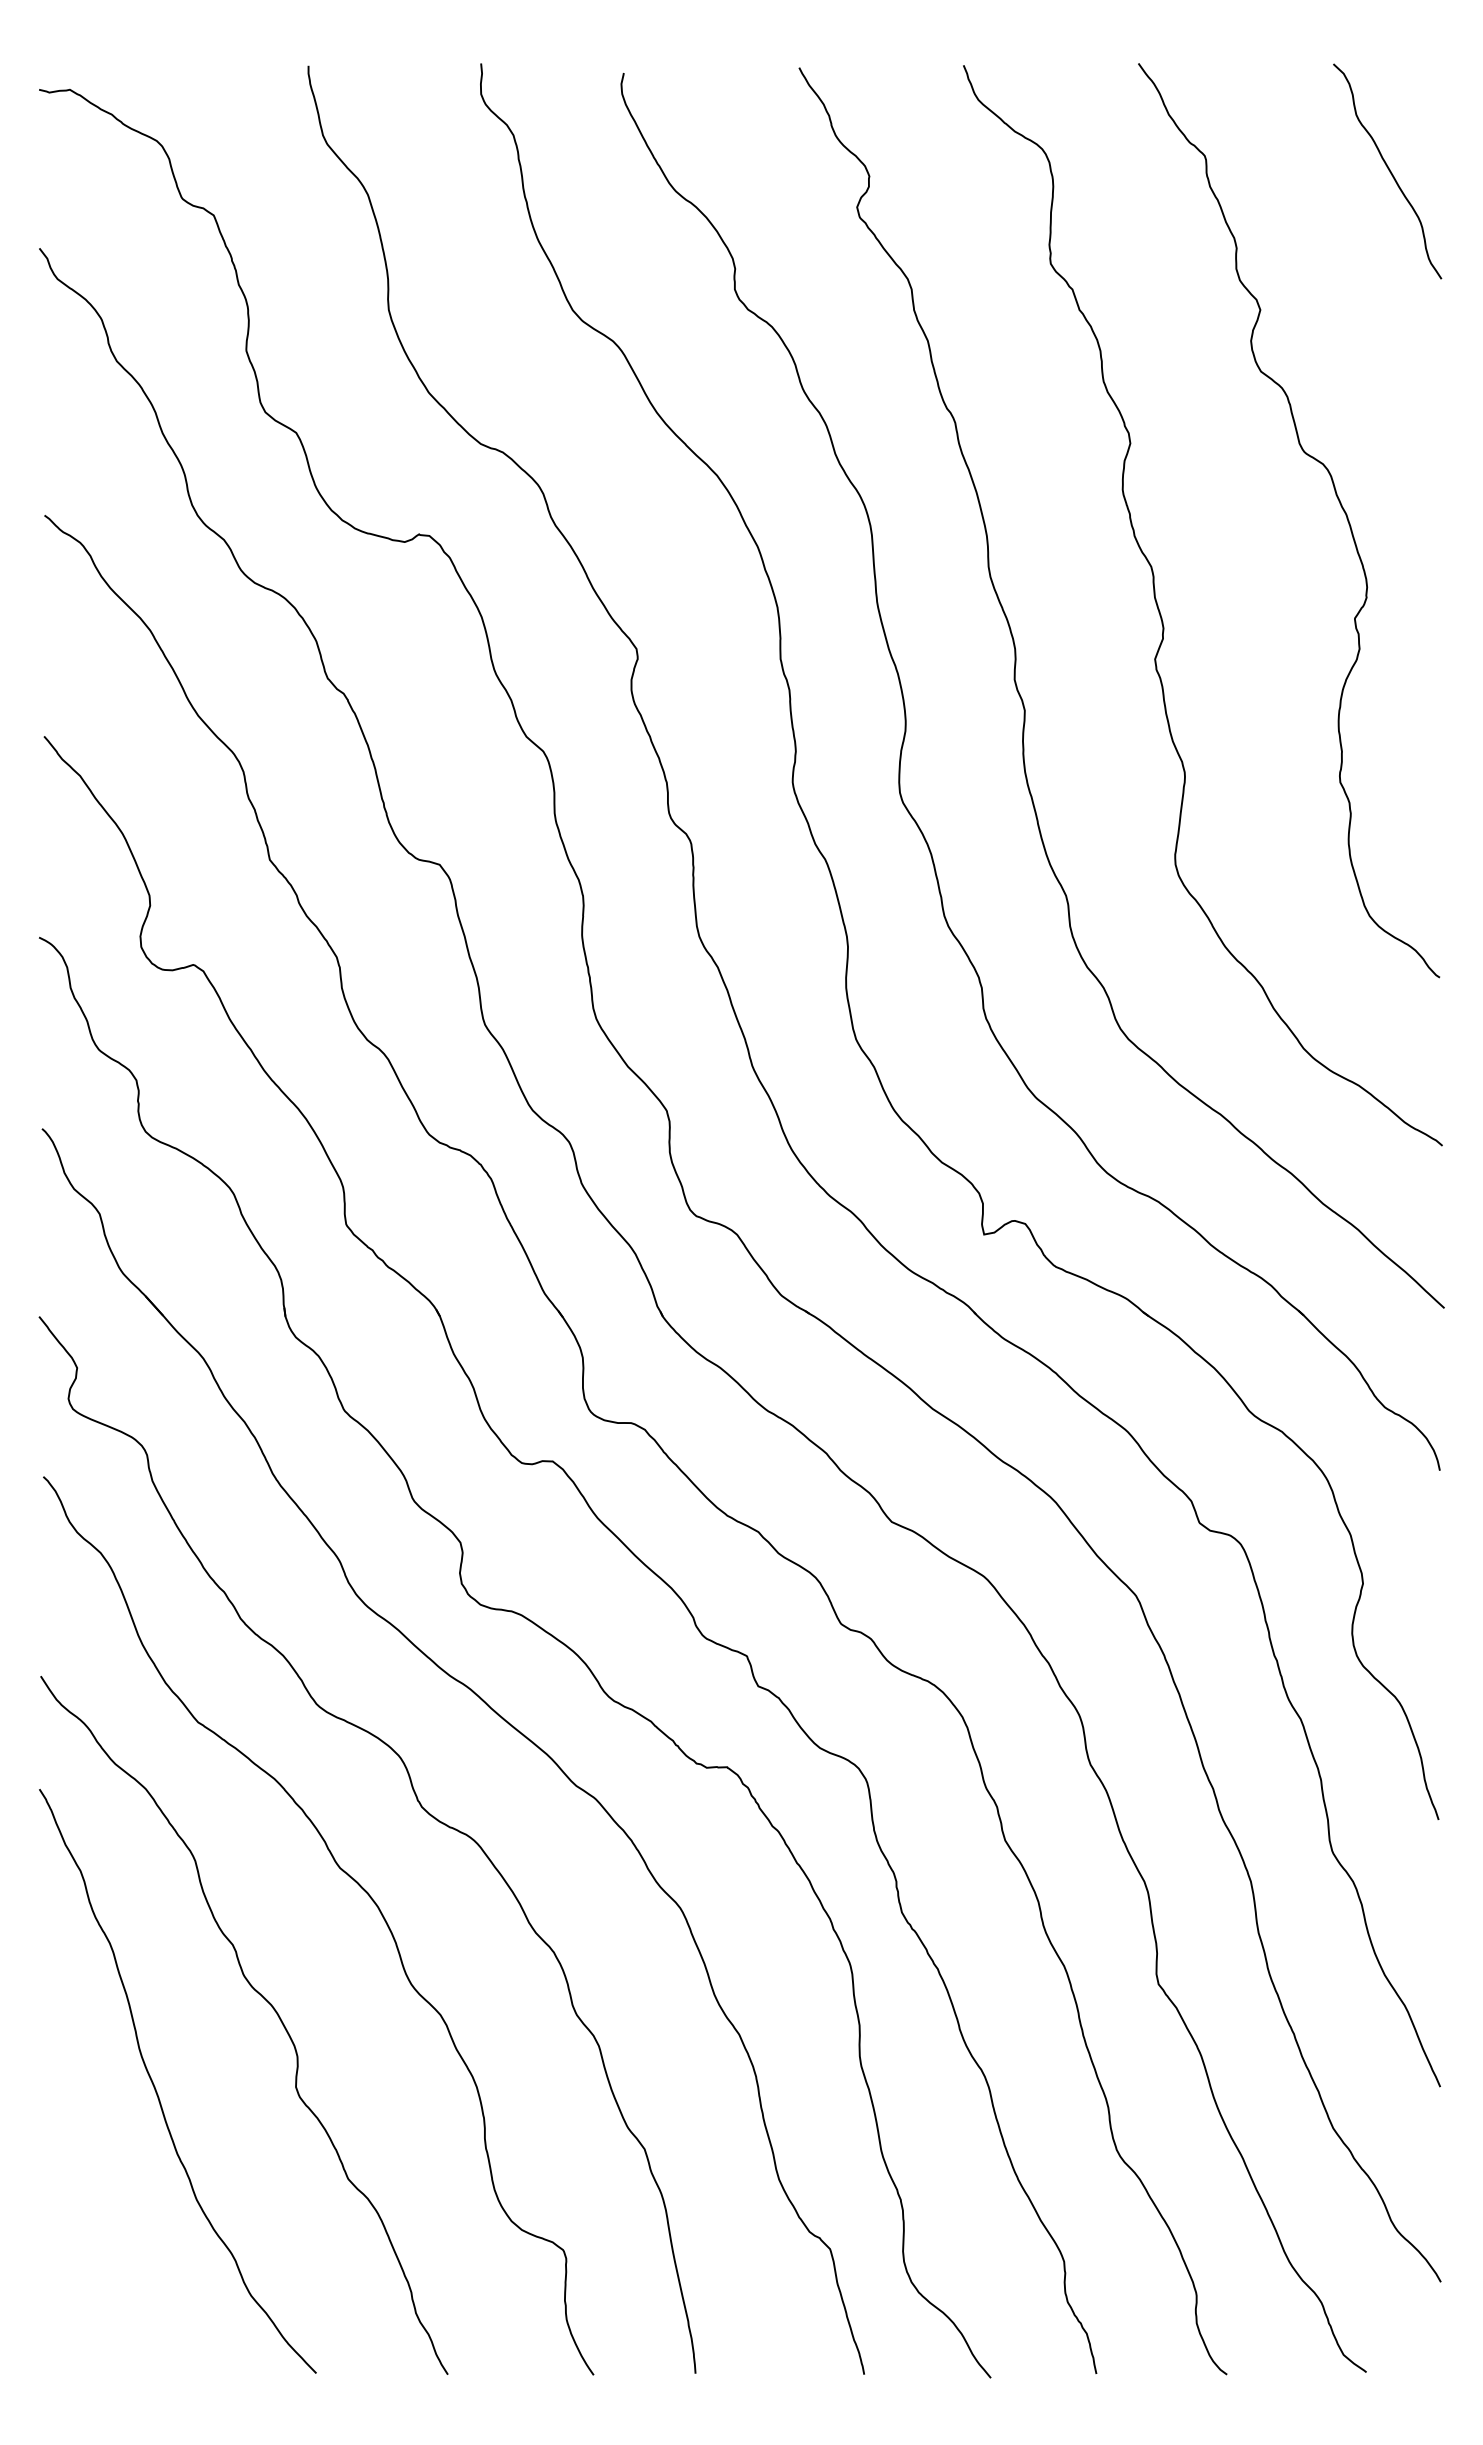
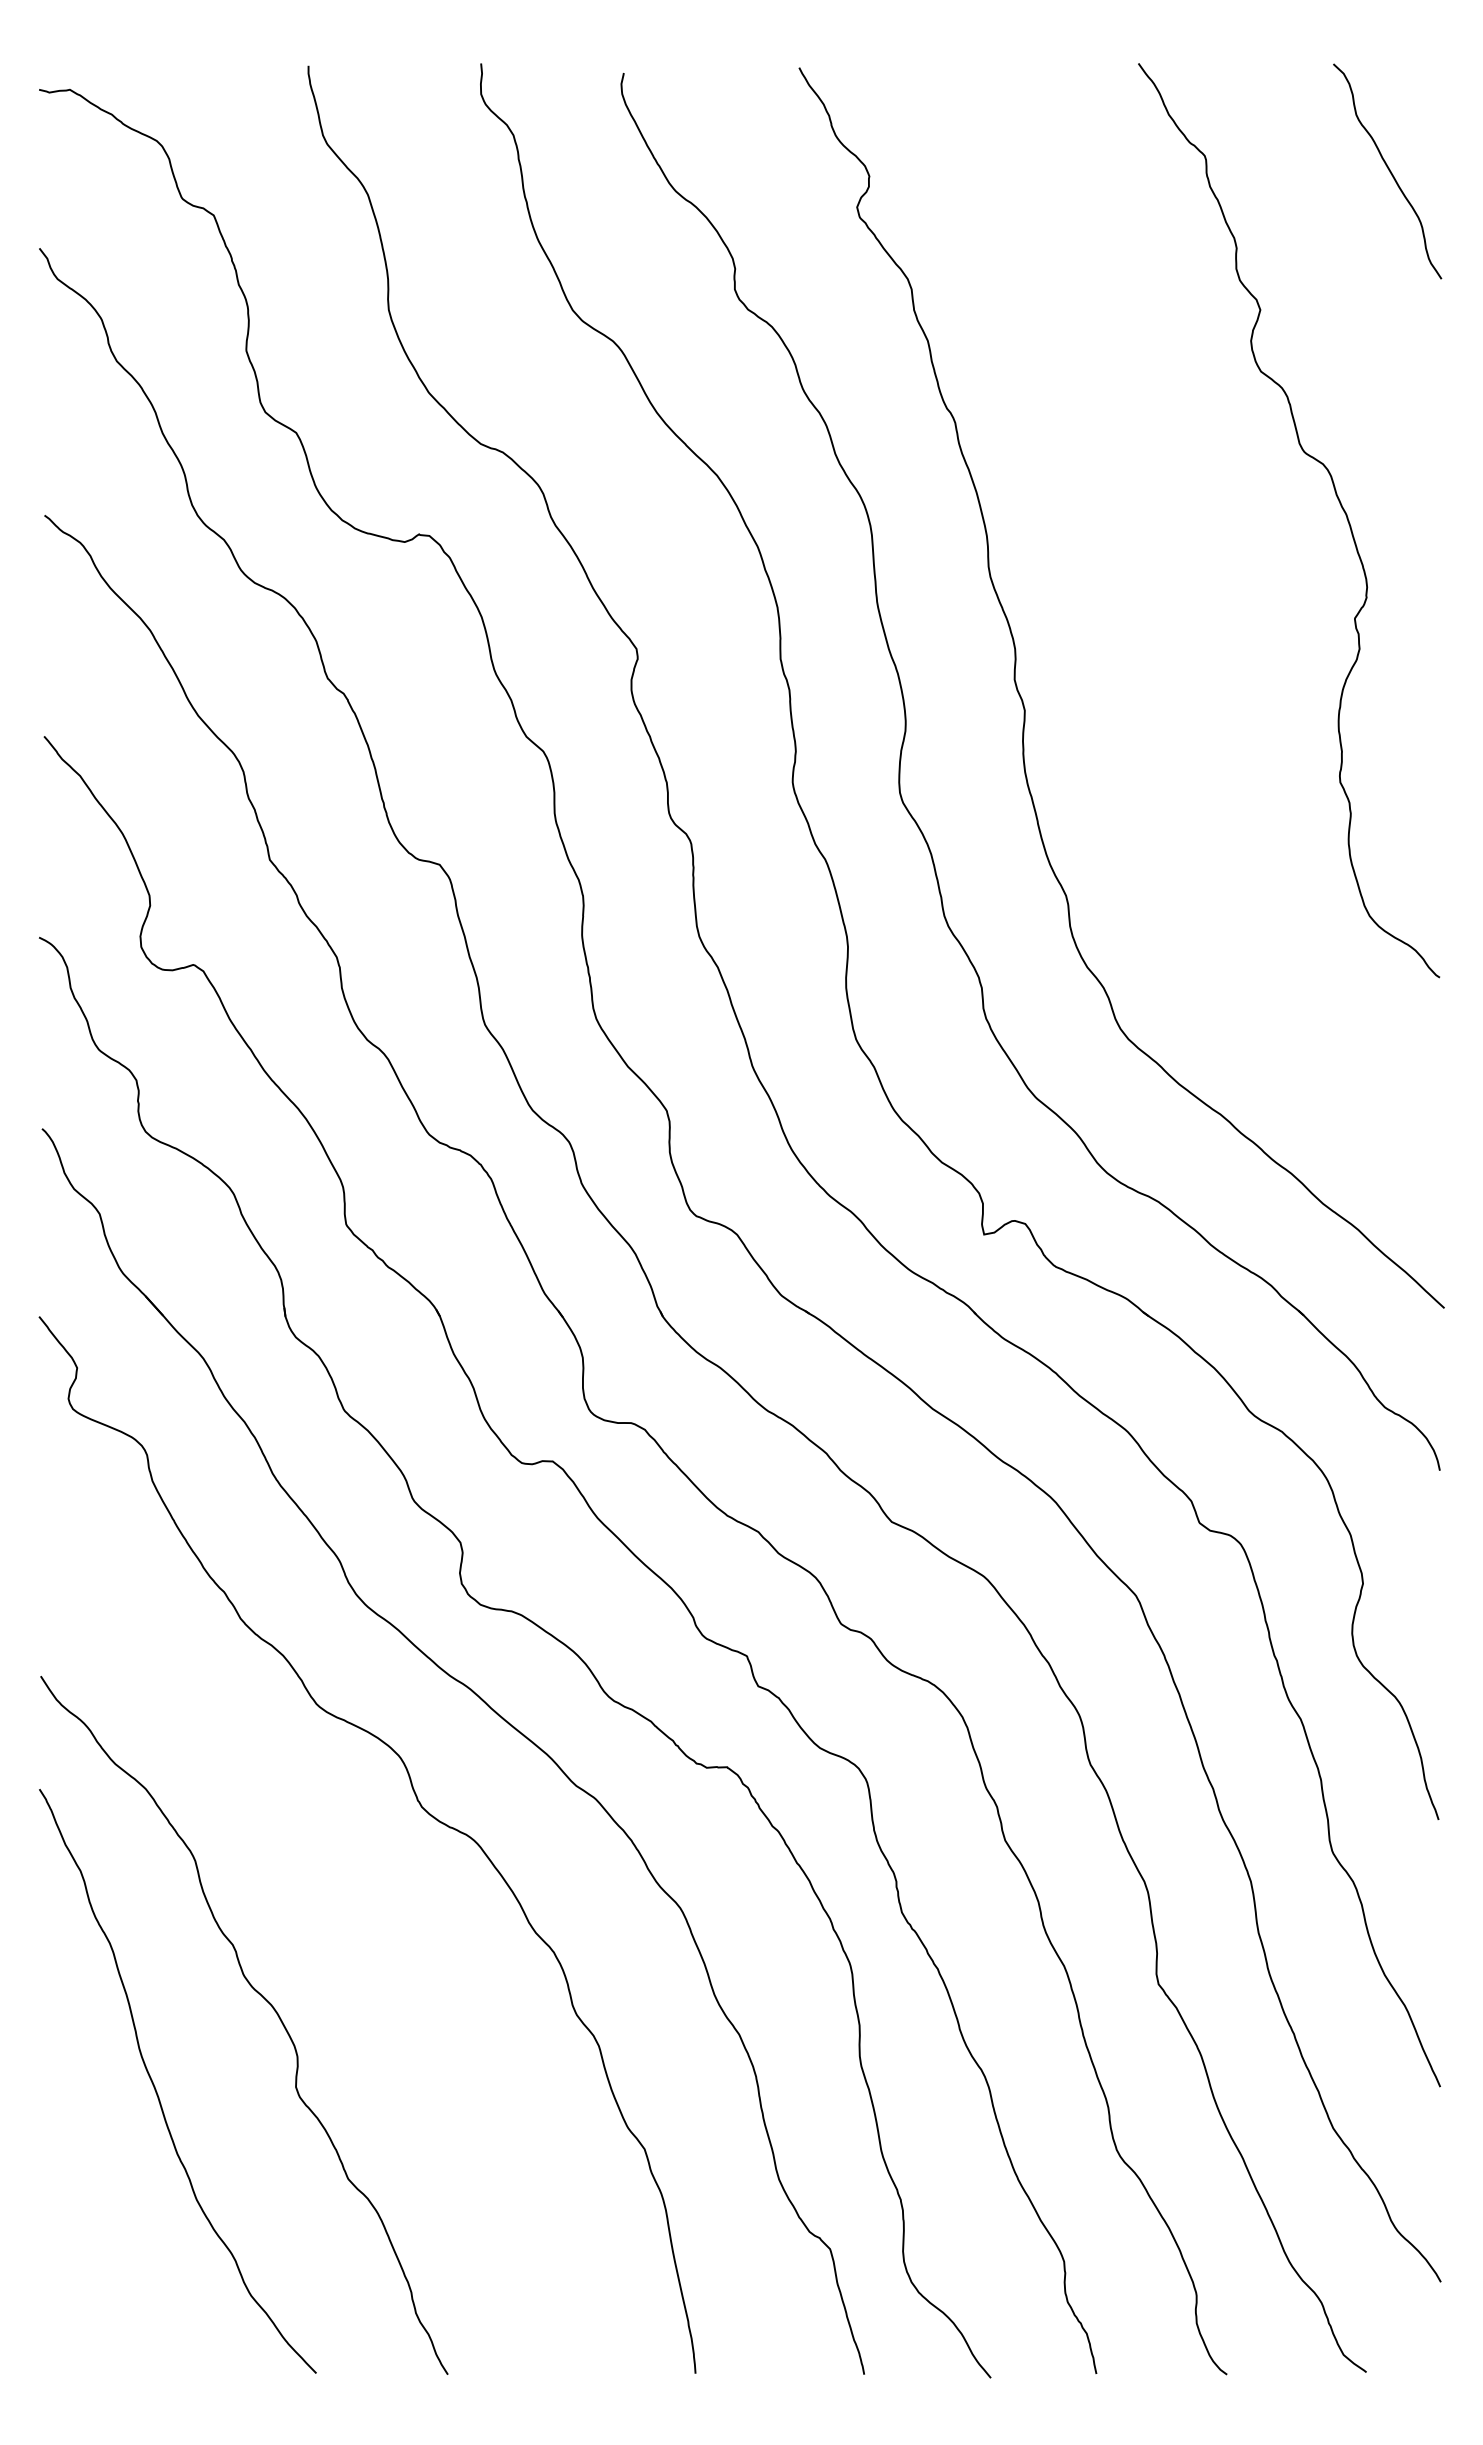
curve: present -> none (1162, 617)
curve: present -> none (358, 1885)
